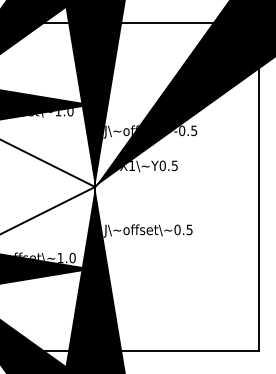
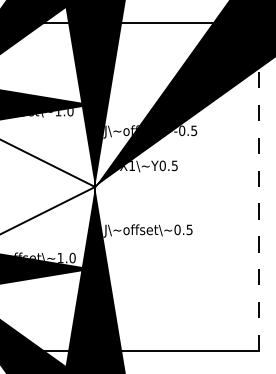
line: solid -> dashed (259, 186)
